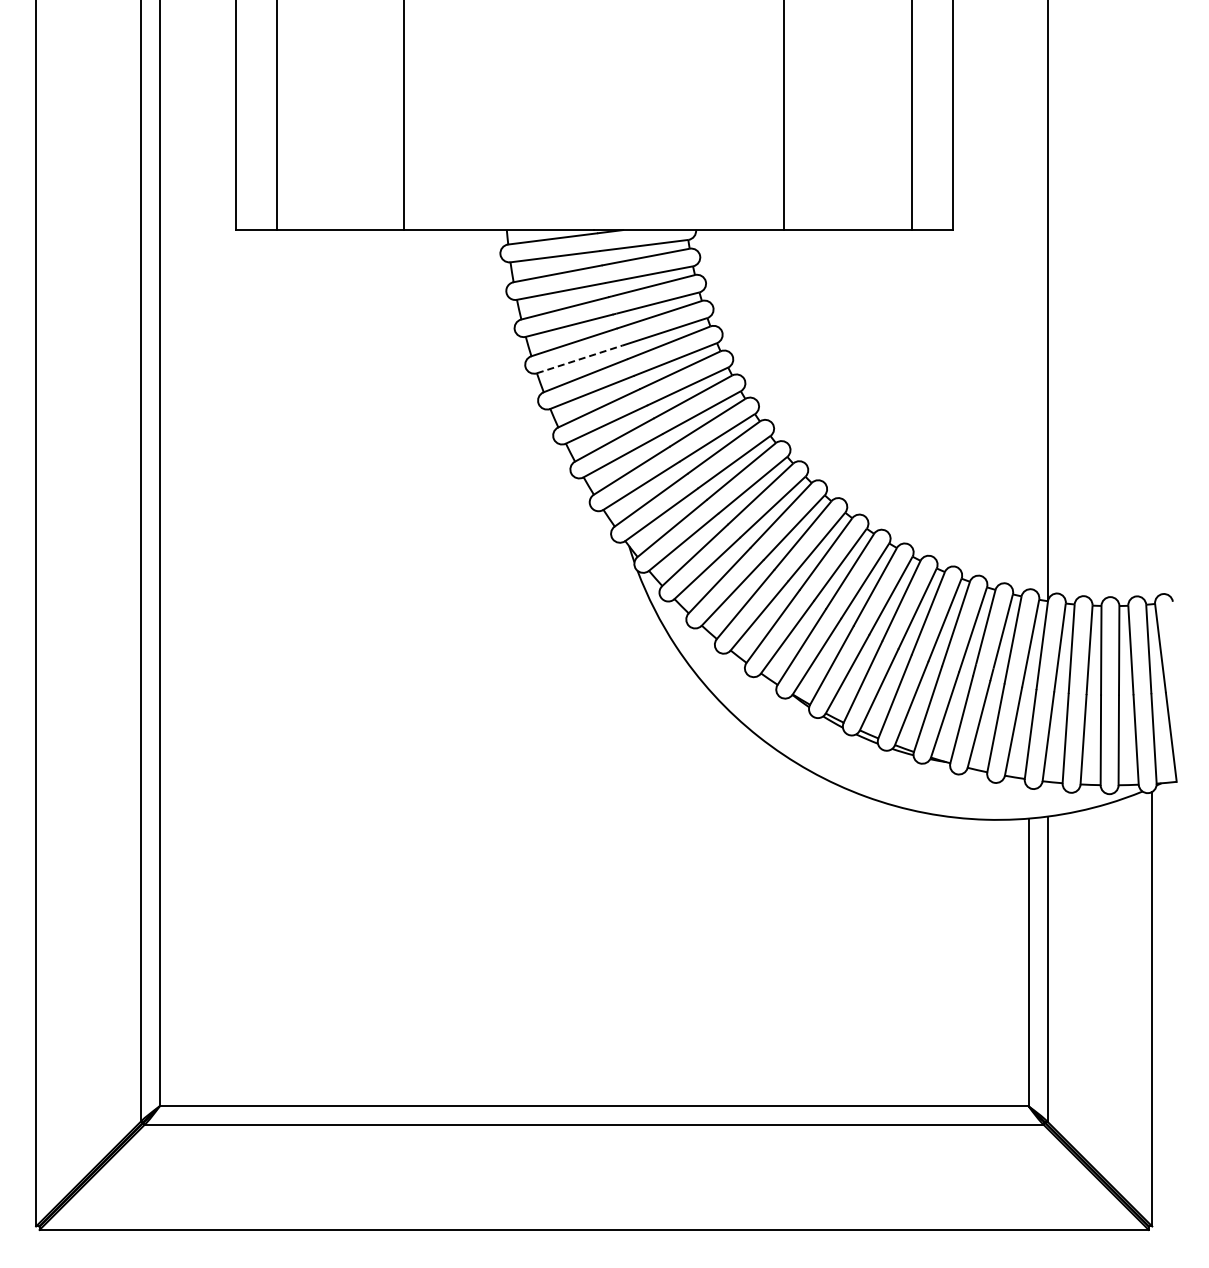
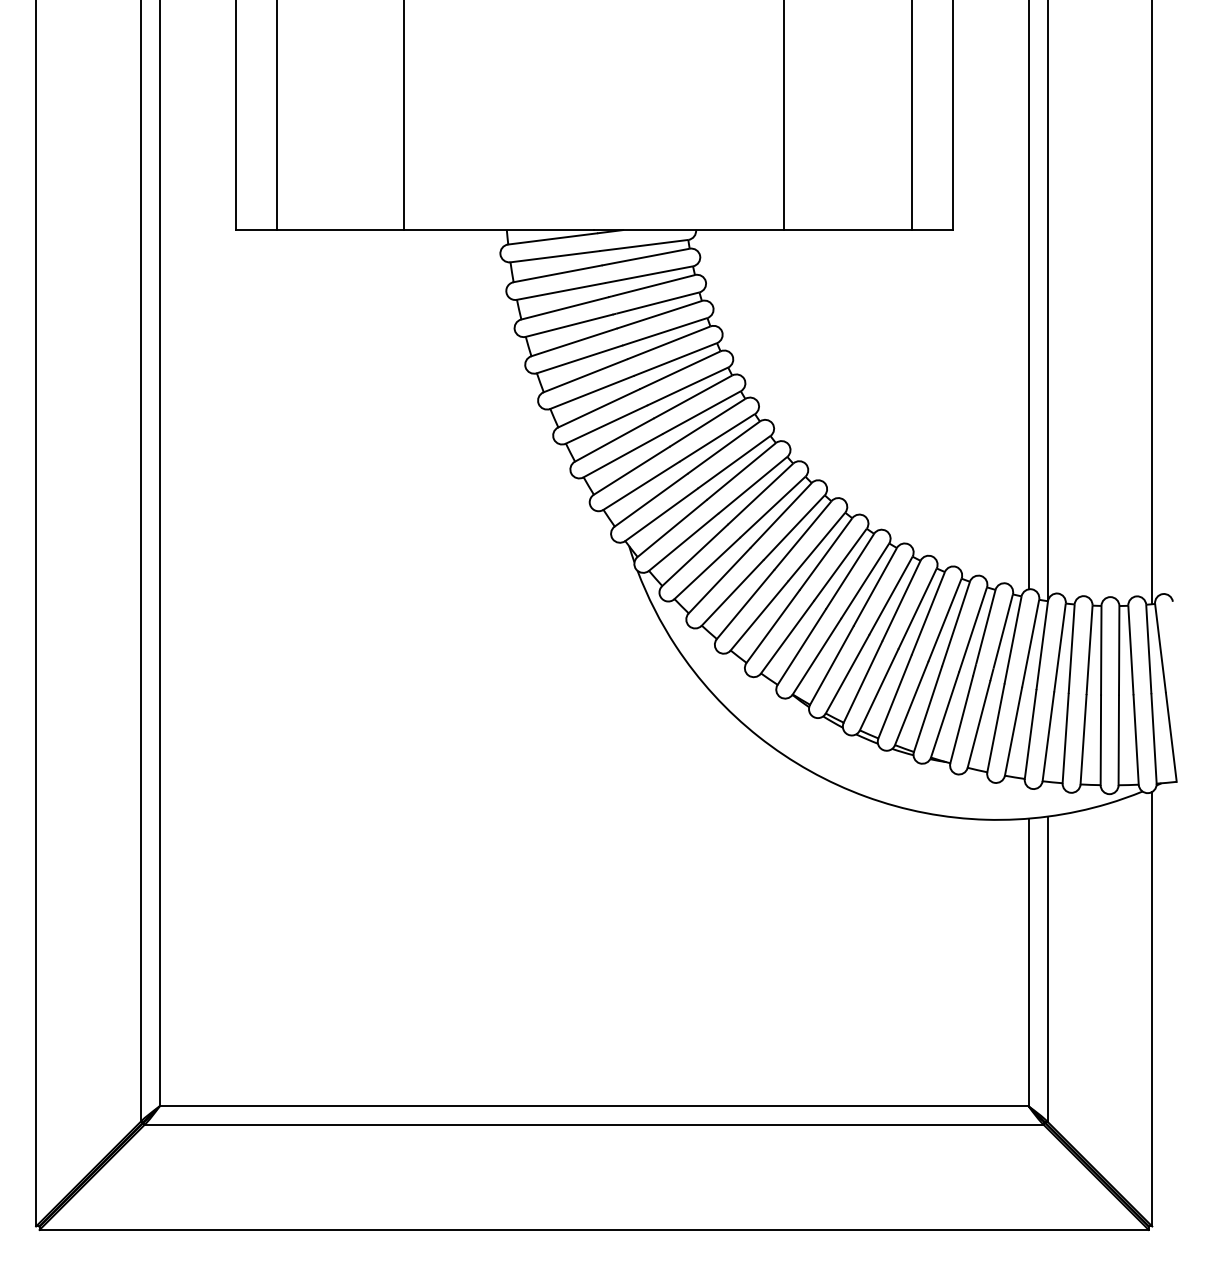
line: none -> present (1028, 295)
line: none -> present (1152, 303)
line: dashed -> solid (579, 359)
